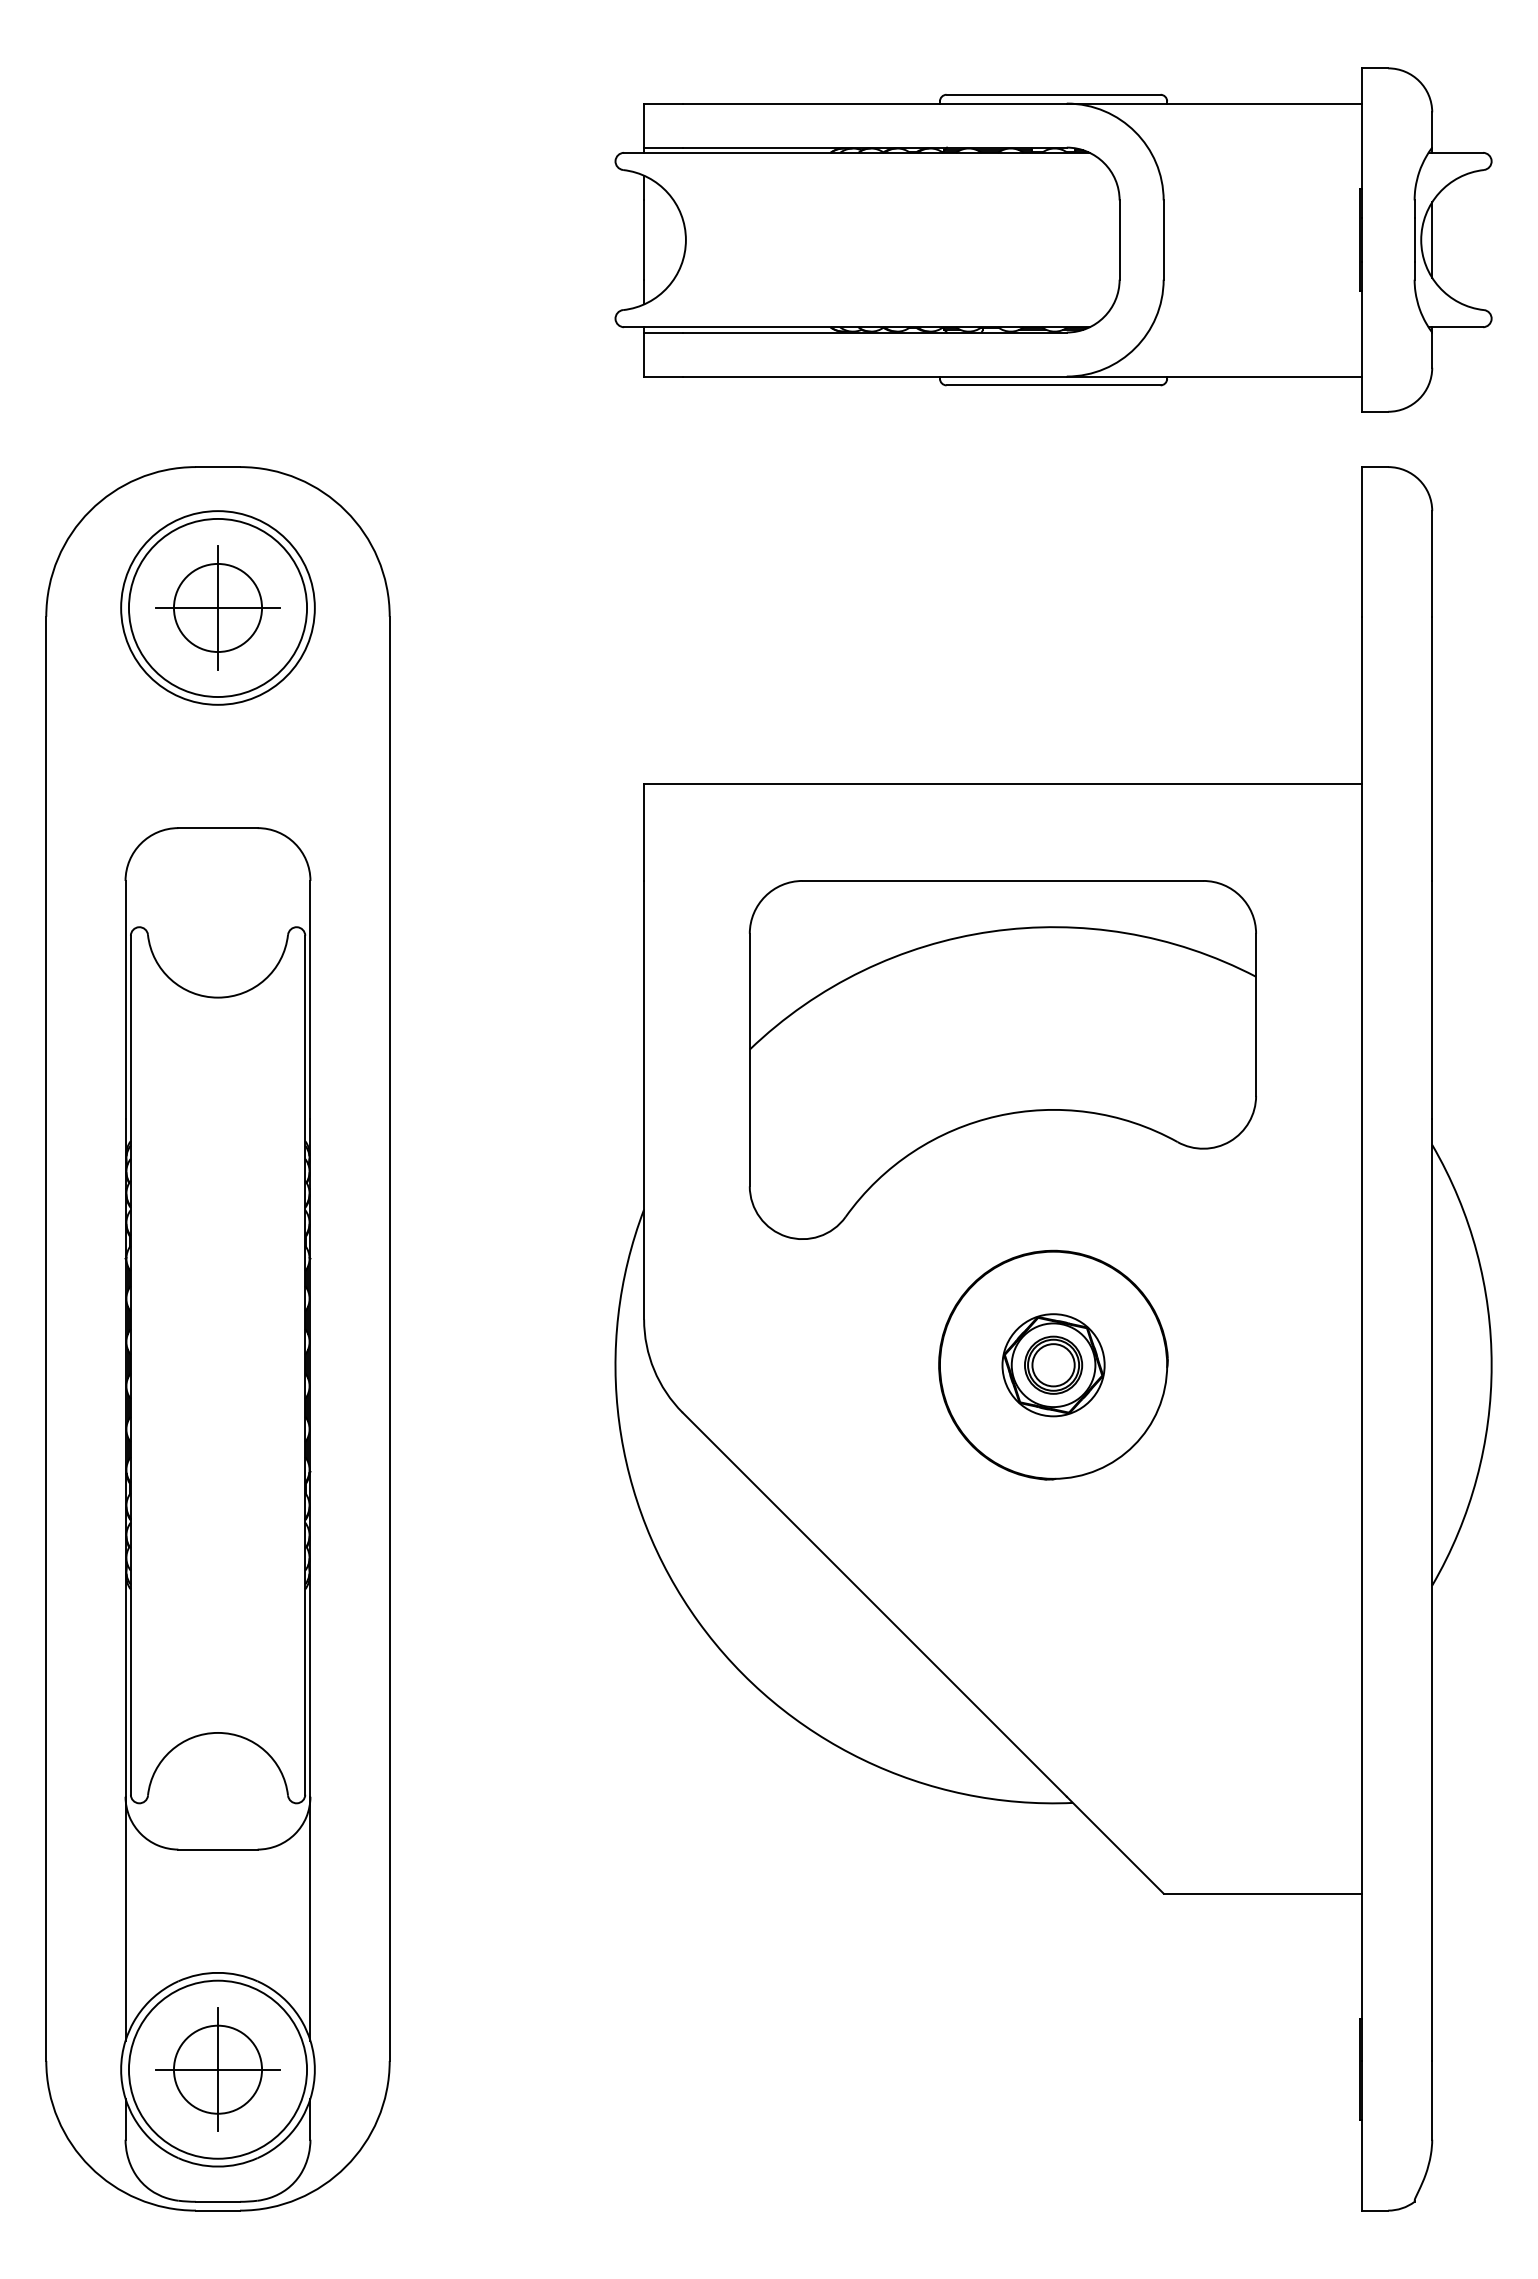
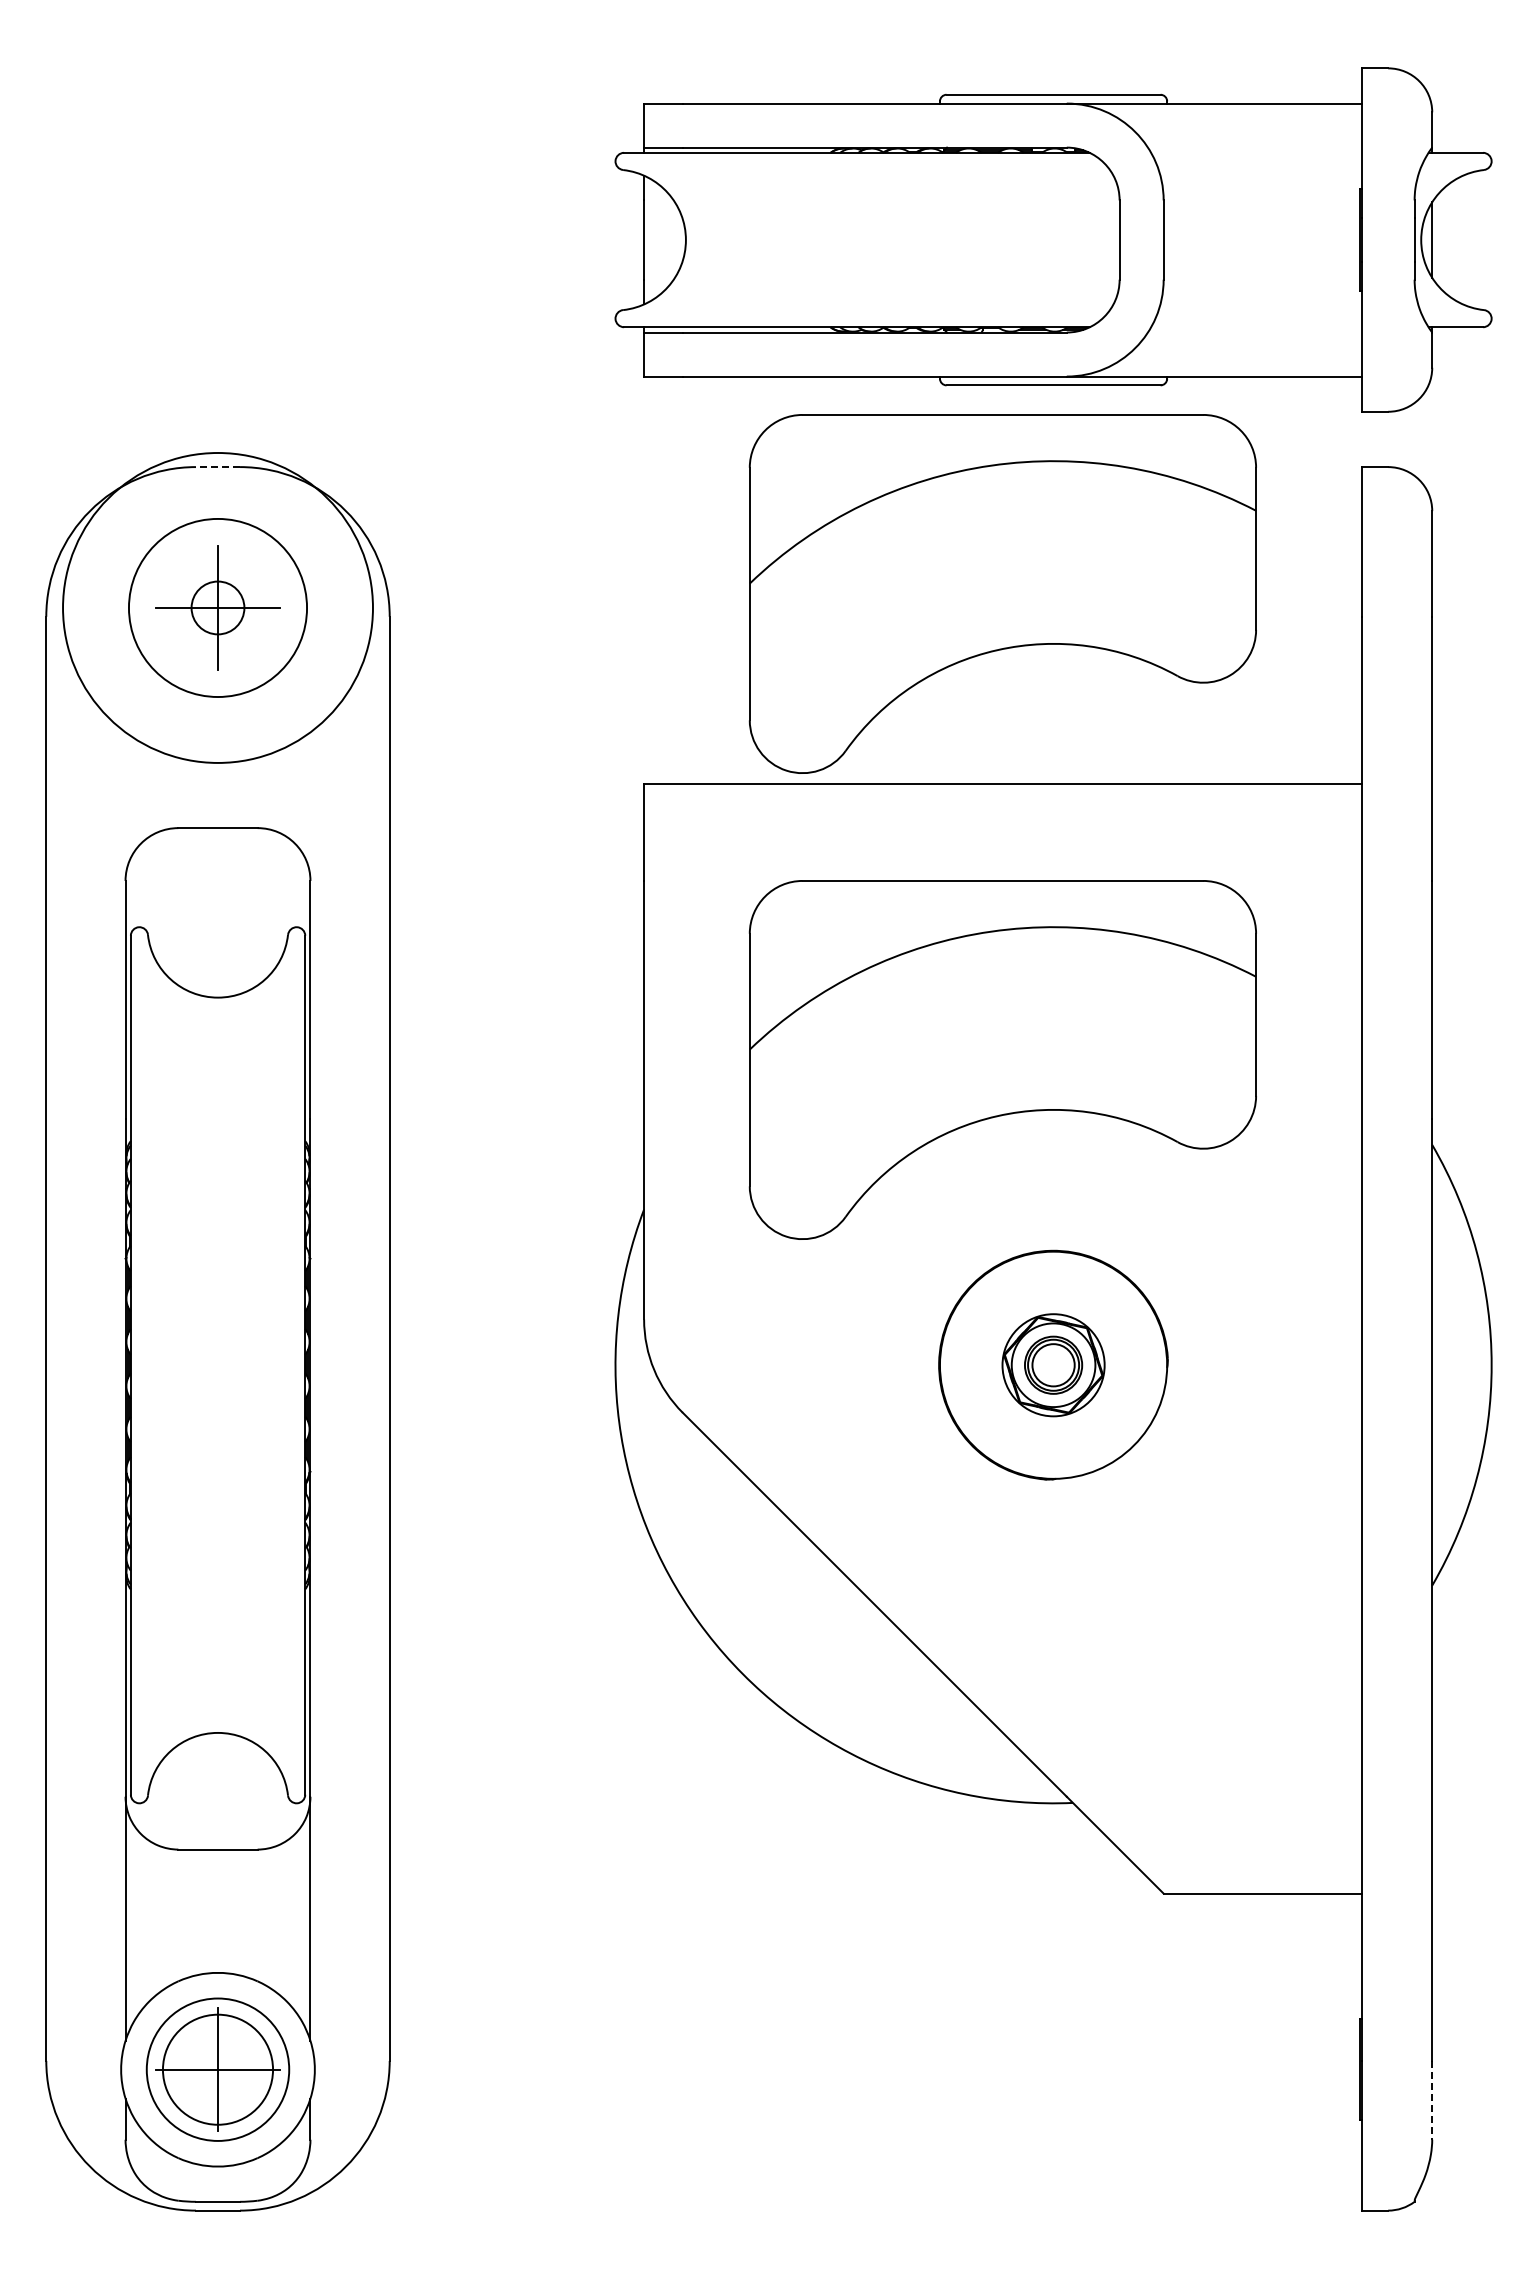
line: solid -> dashed (217, 467)
part: none -> present (1002, 593)
circle diameter: 194 px -> 310 px (217, 607)
circle diameter: 88 px -> 53 px (217, 607)
circle diameter: 178 px -> 142 px (217, 2069)
circle diameter: 88 px -> 110 px (217, 2069)
line: solid -> dashed (1432, 2100)
